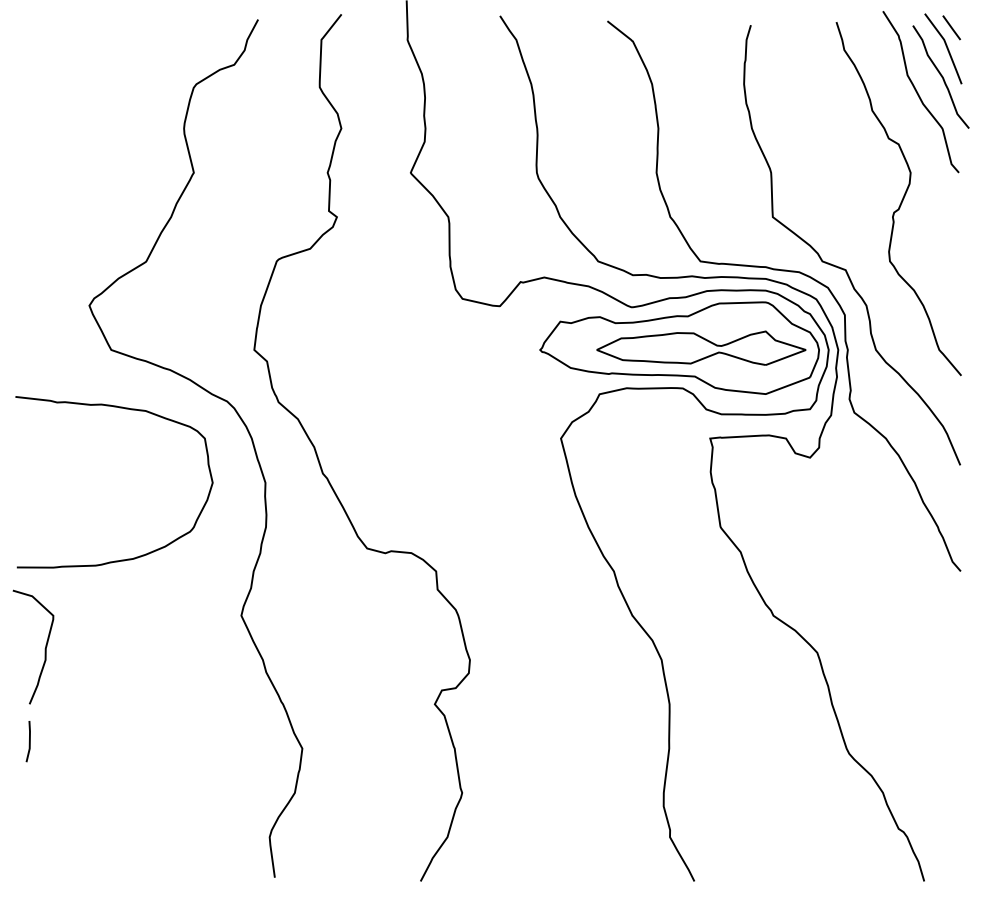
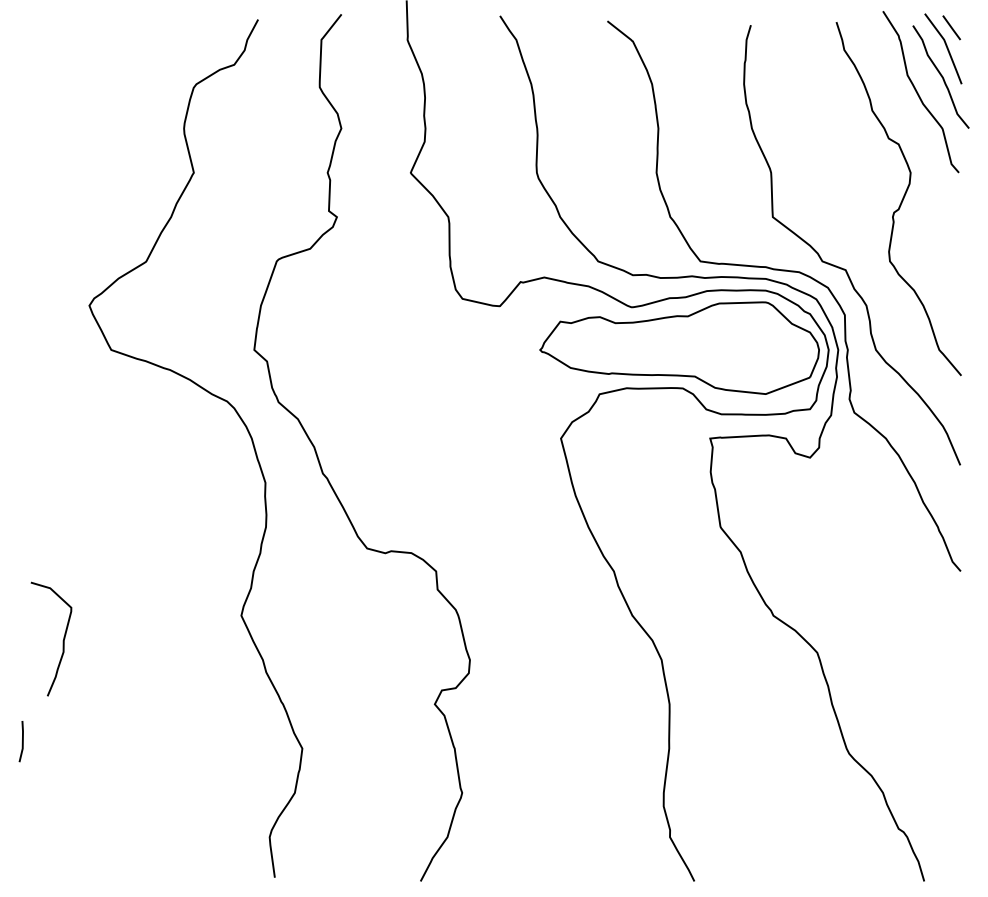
part: present -> none (701, 347)
curve: present -> none (125, 409)
curve position: (44, 648) -> (62, 640) (62, 640)
line position: (29, 741) -> (22, 741) (22, 741)
